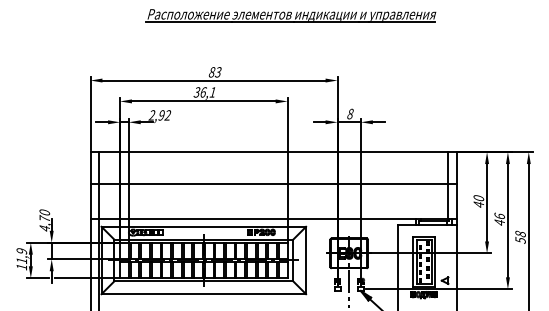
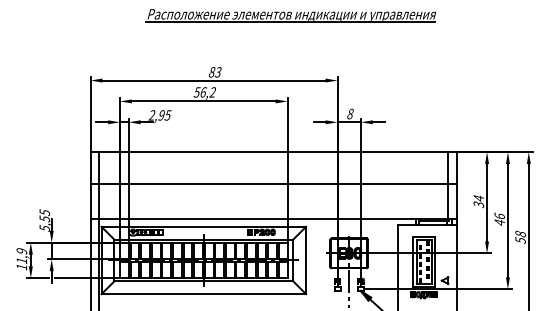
text: 36,1 -> 56,2 (205, 92)
text: 2,92 -> 2,95 (167, 115)
text: 40 -> 34 (478, 201)
text: 4,70 -> 5,55 (44, 220)
